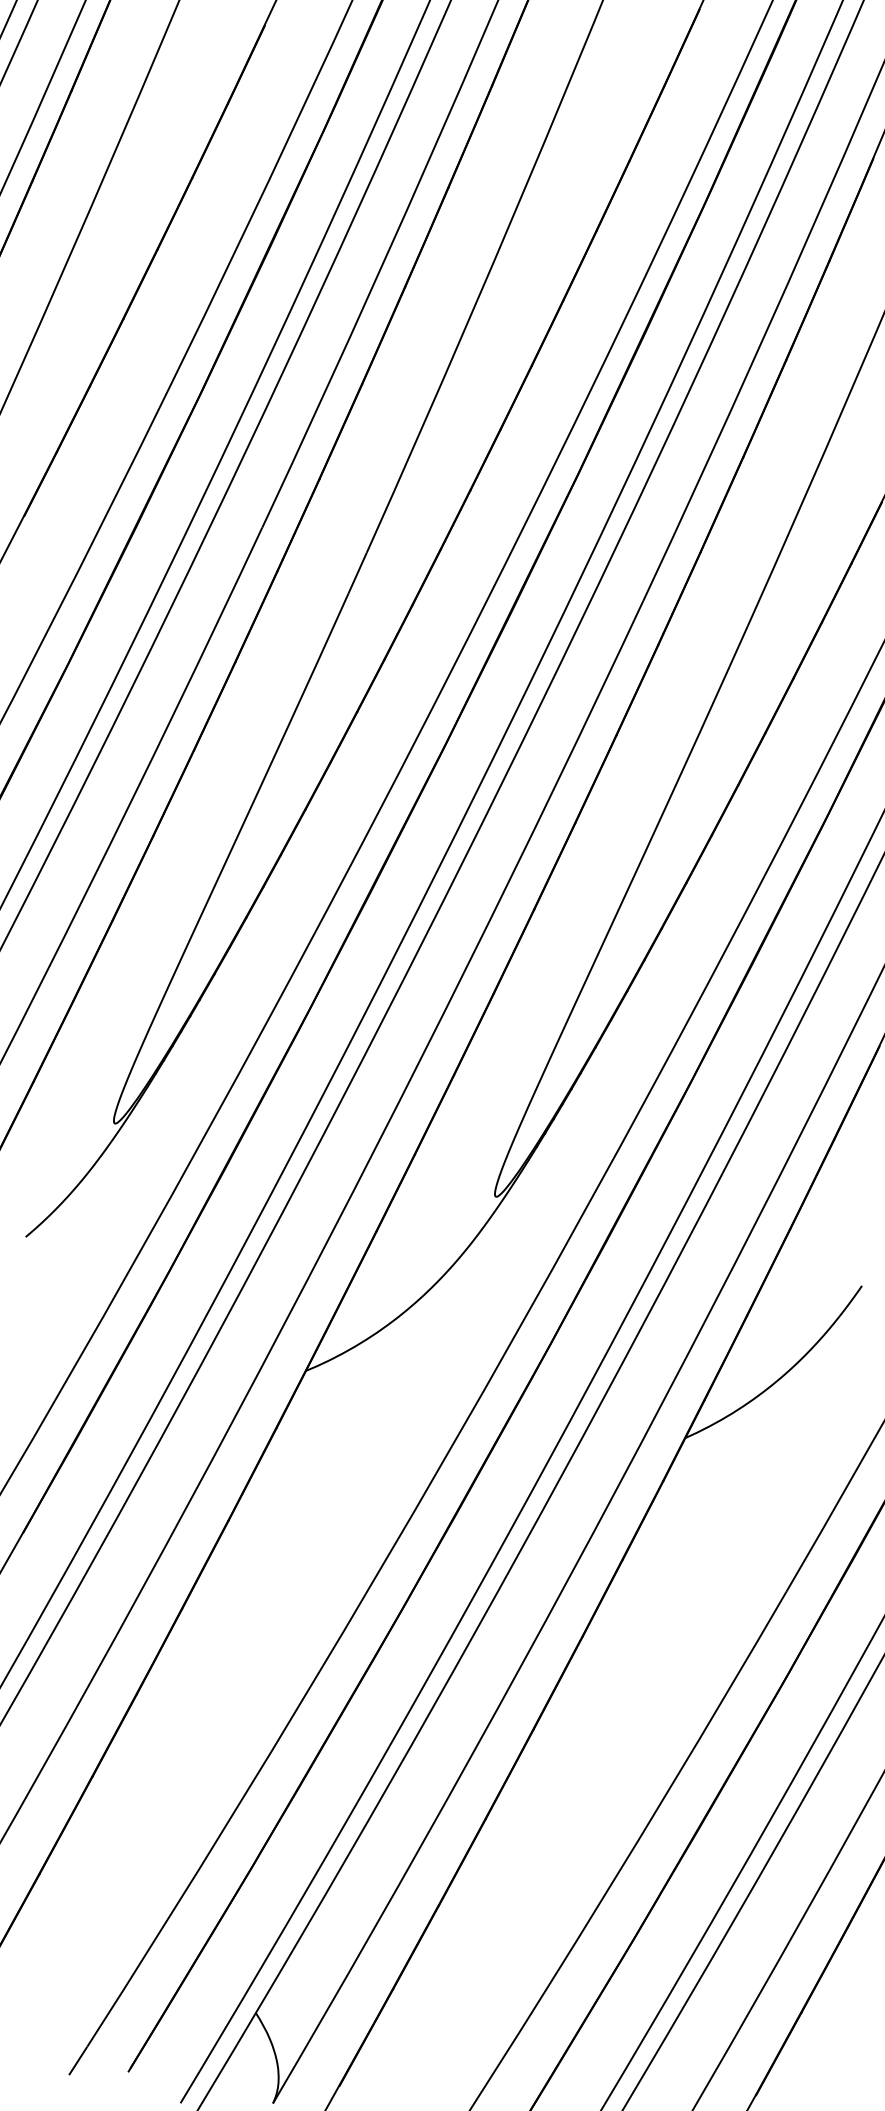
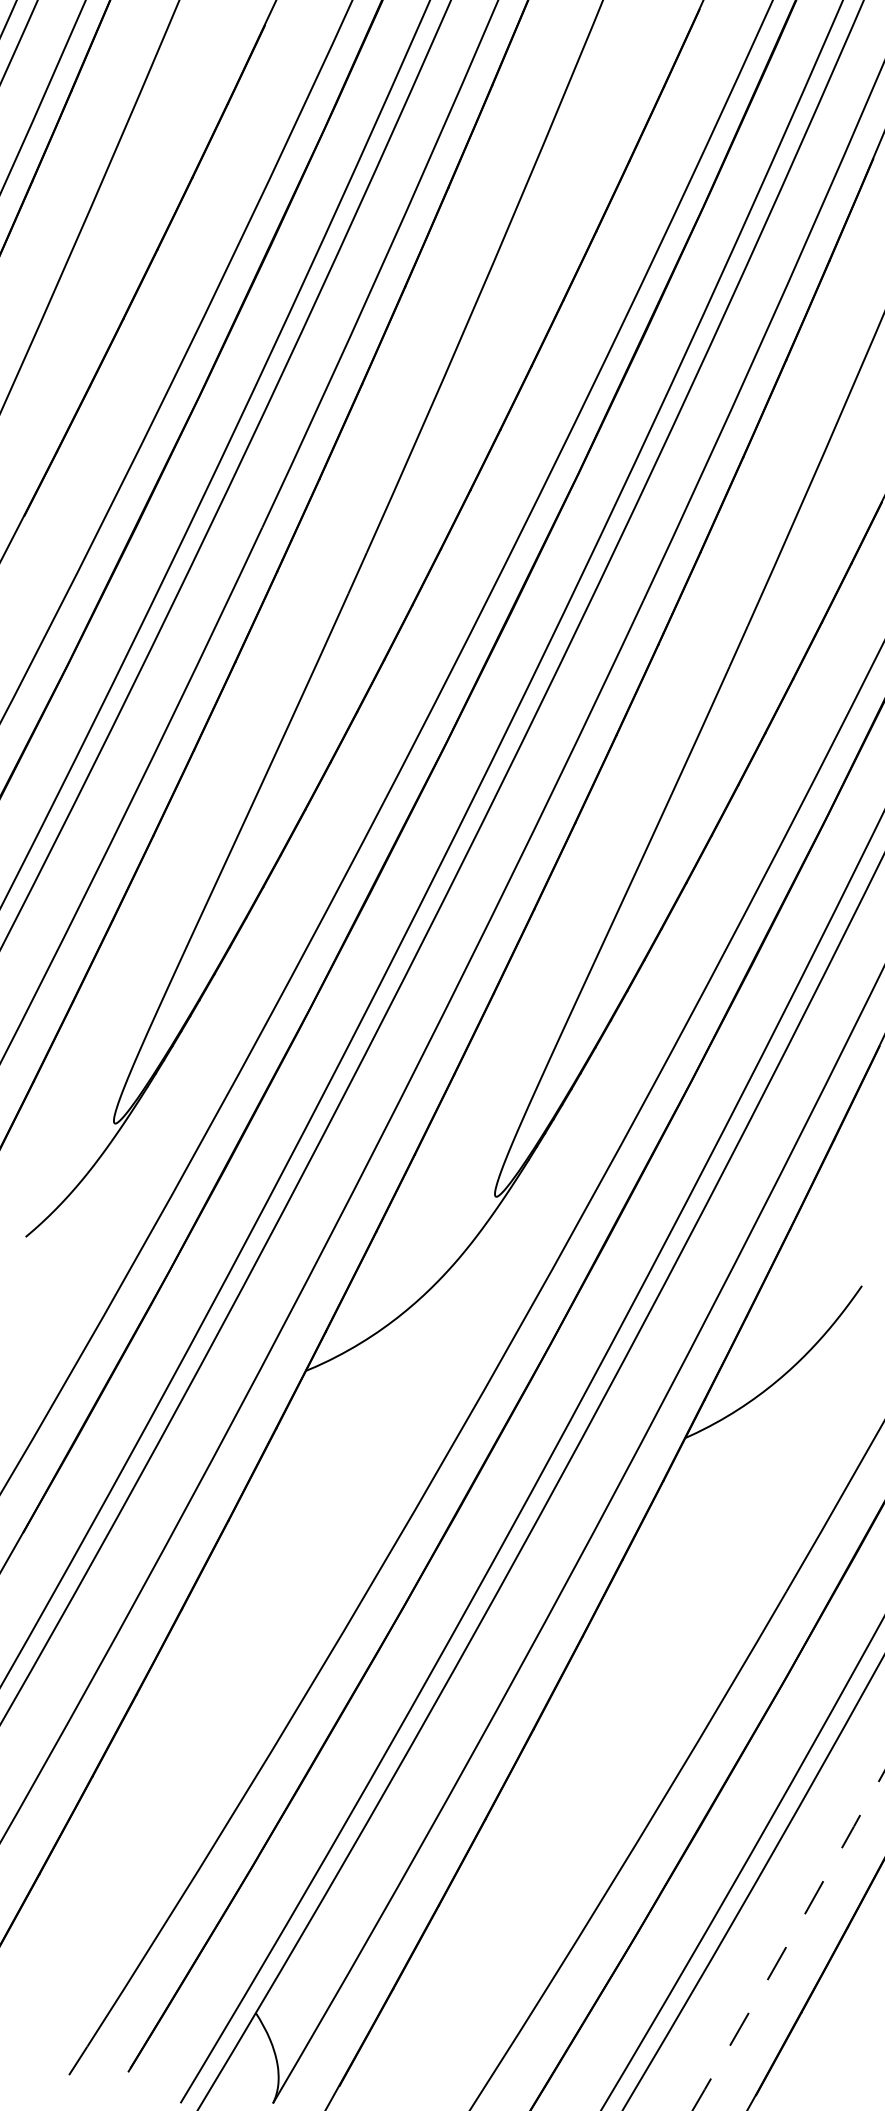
arc: solid -> dashed (789, 1940)
